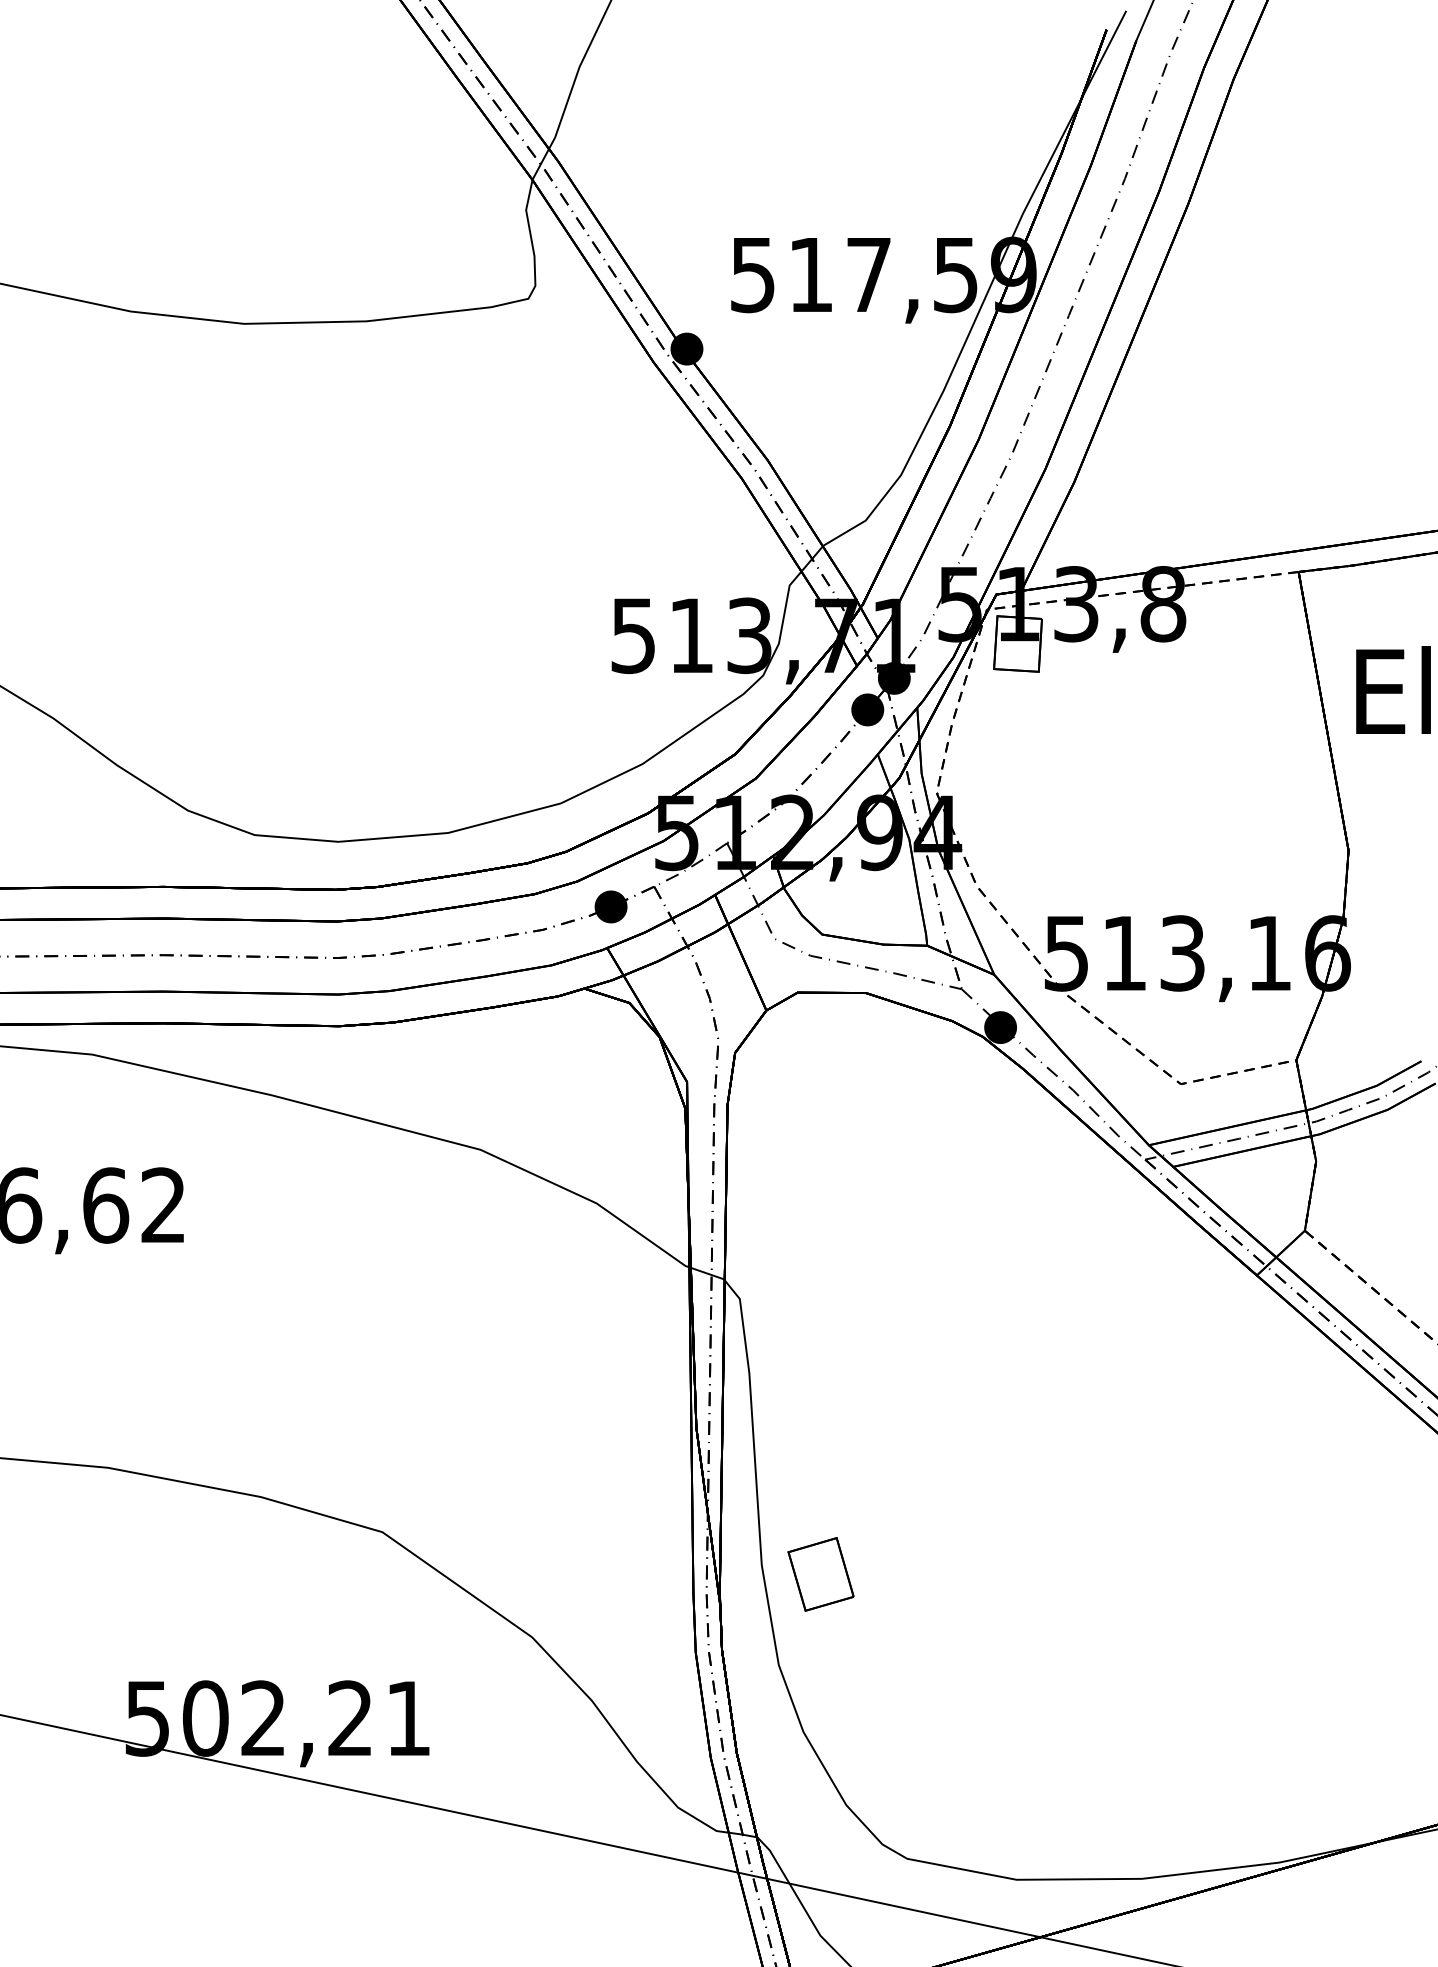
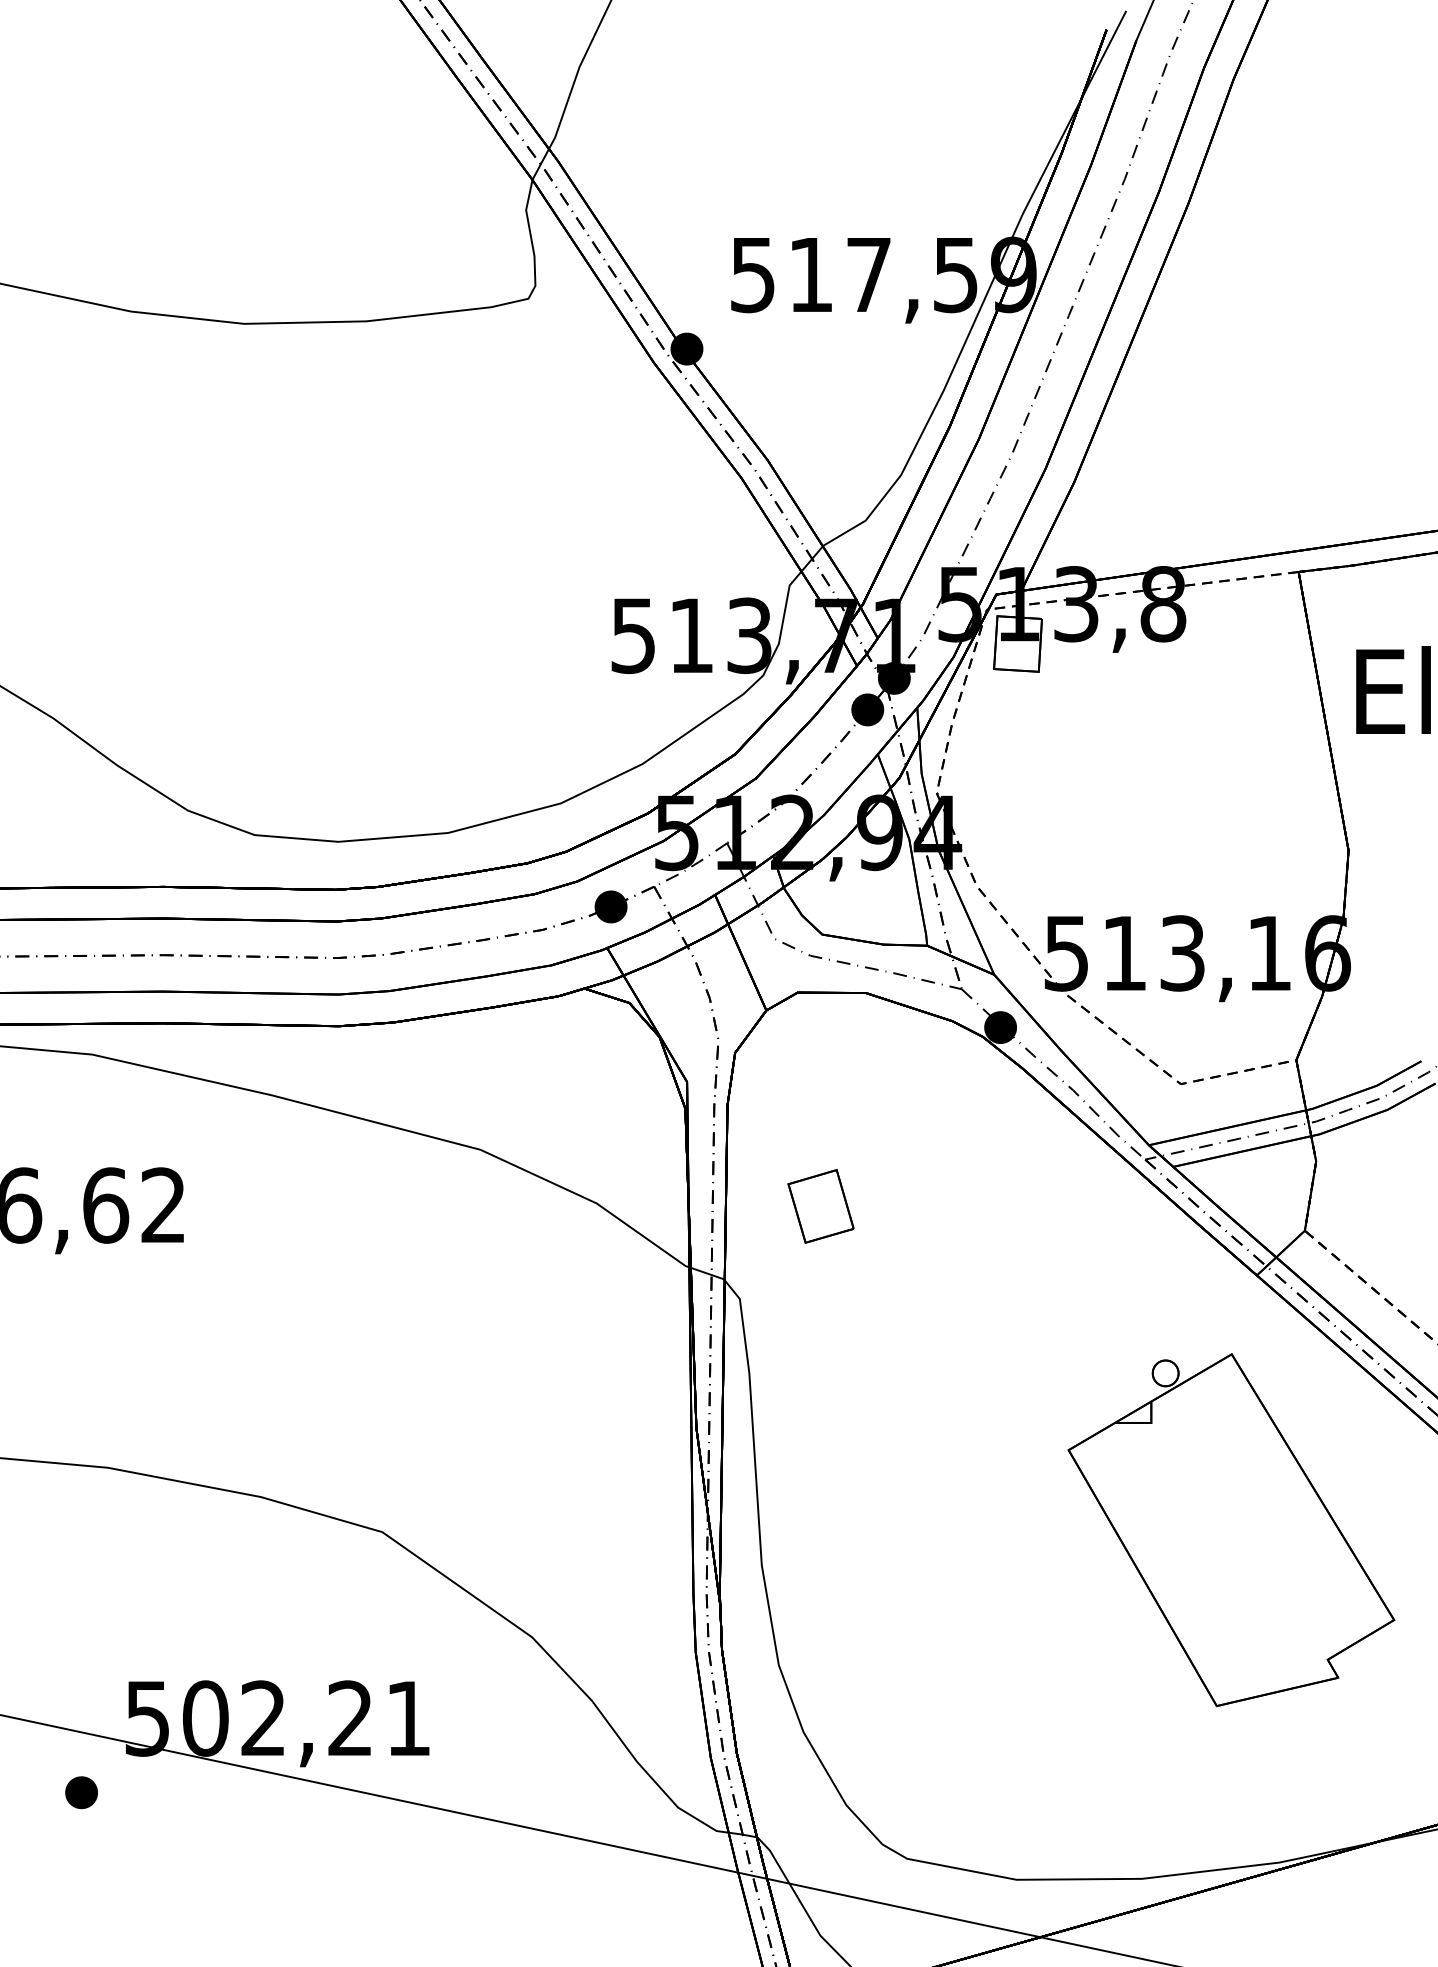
part: none -> present (1231, 1530)
part position: (820, 1574) -> (820, 1206) (820, 1206)
part: none -> present (81, 1792)
